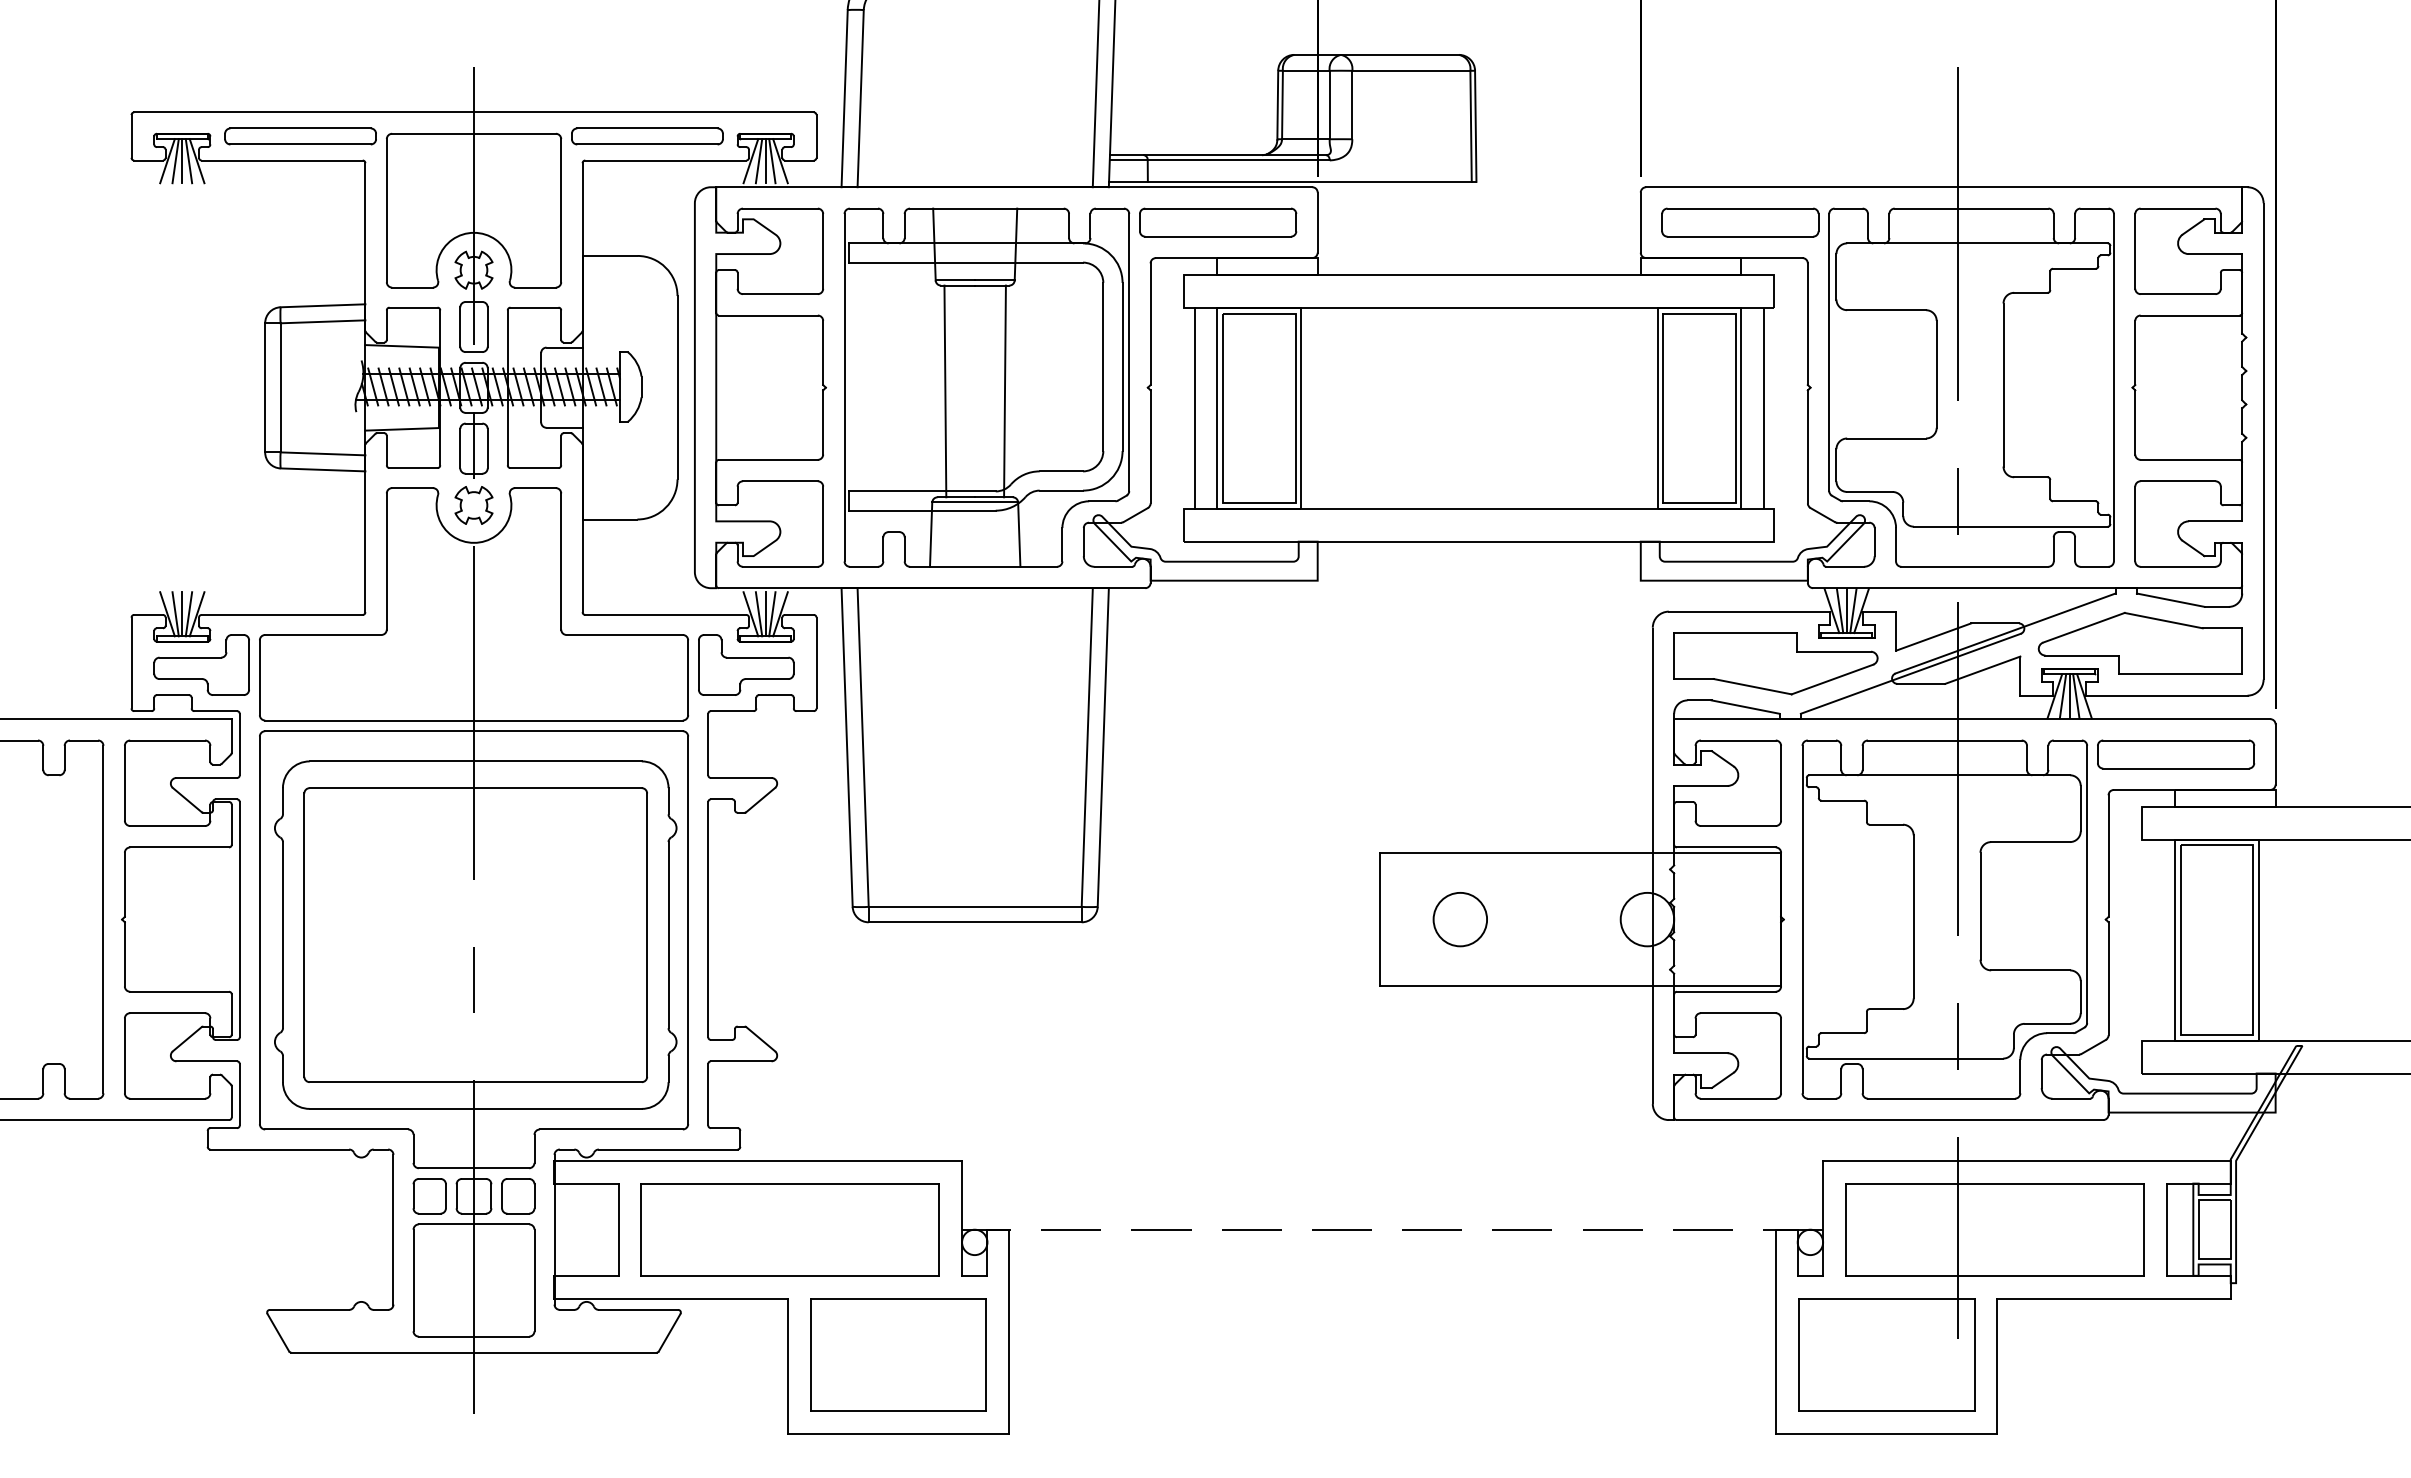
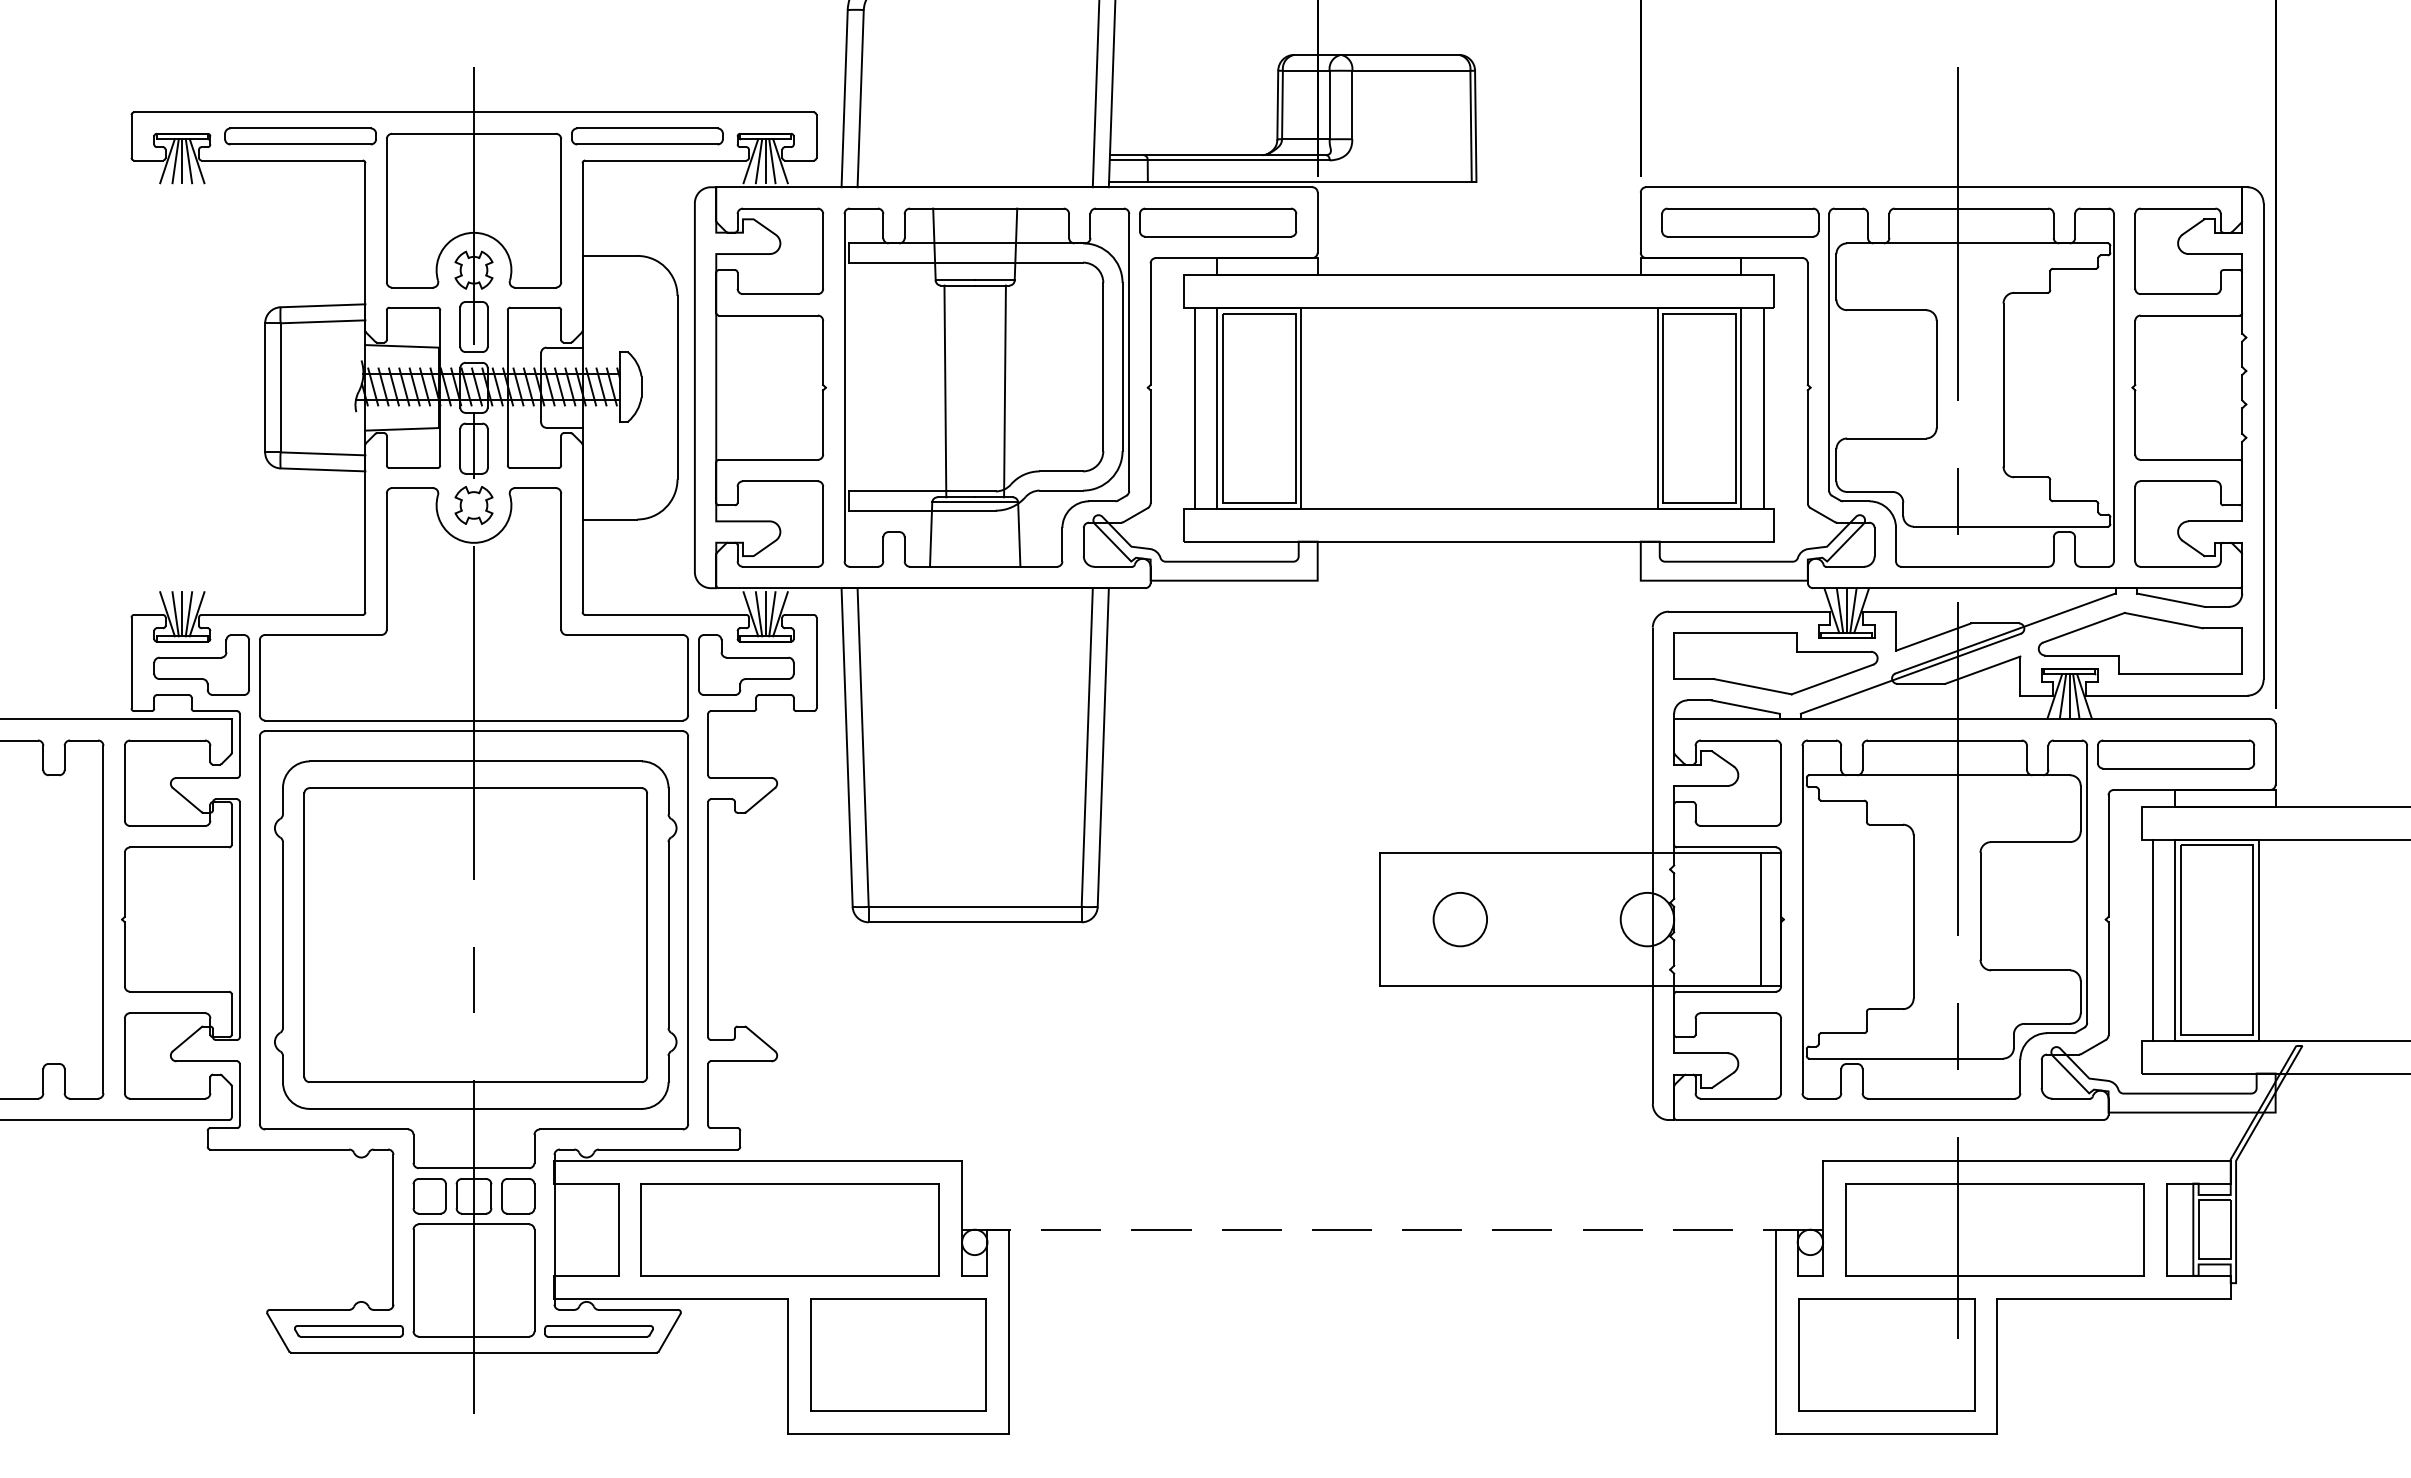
line: none -> present (1761, 919)
line: none -> present (2152, 940)
part: none -> present (348, 1331)
part: none -> present (598, 1331)
